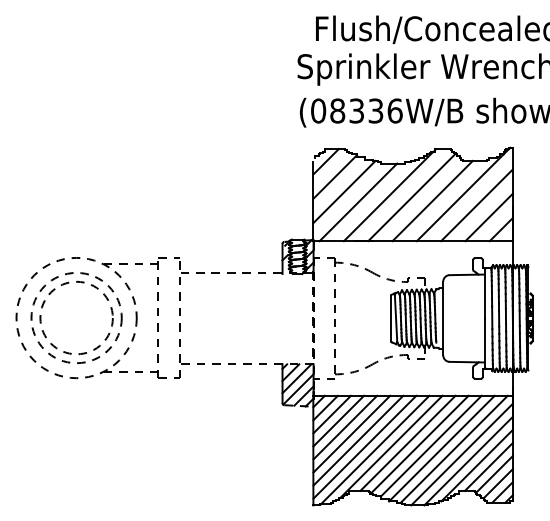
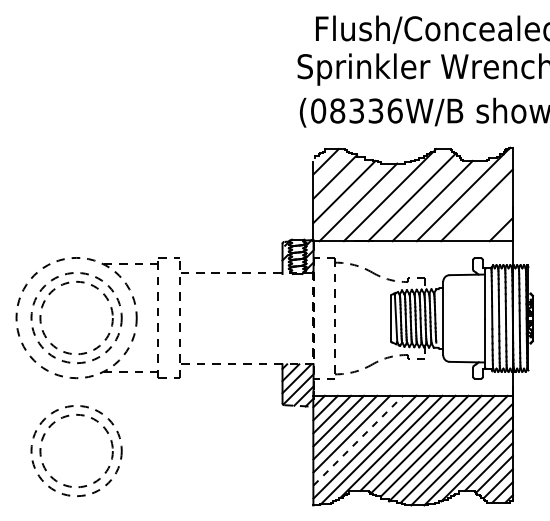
line: present -> none (488, 217)
part: none -> present (81, 416)
line: solid -> dashed (358, 440)
